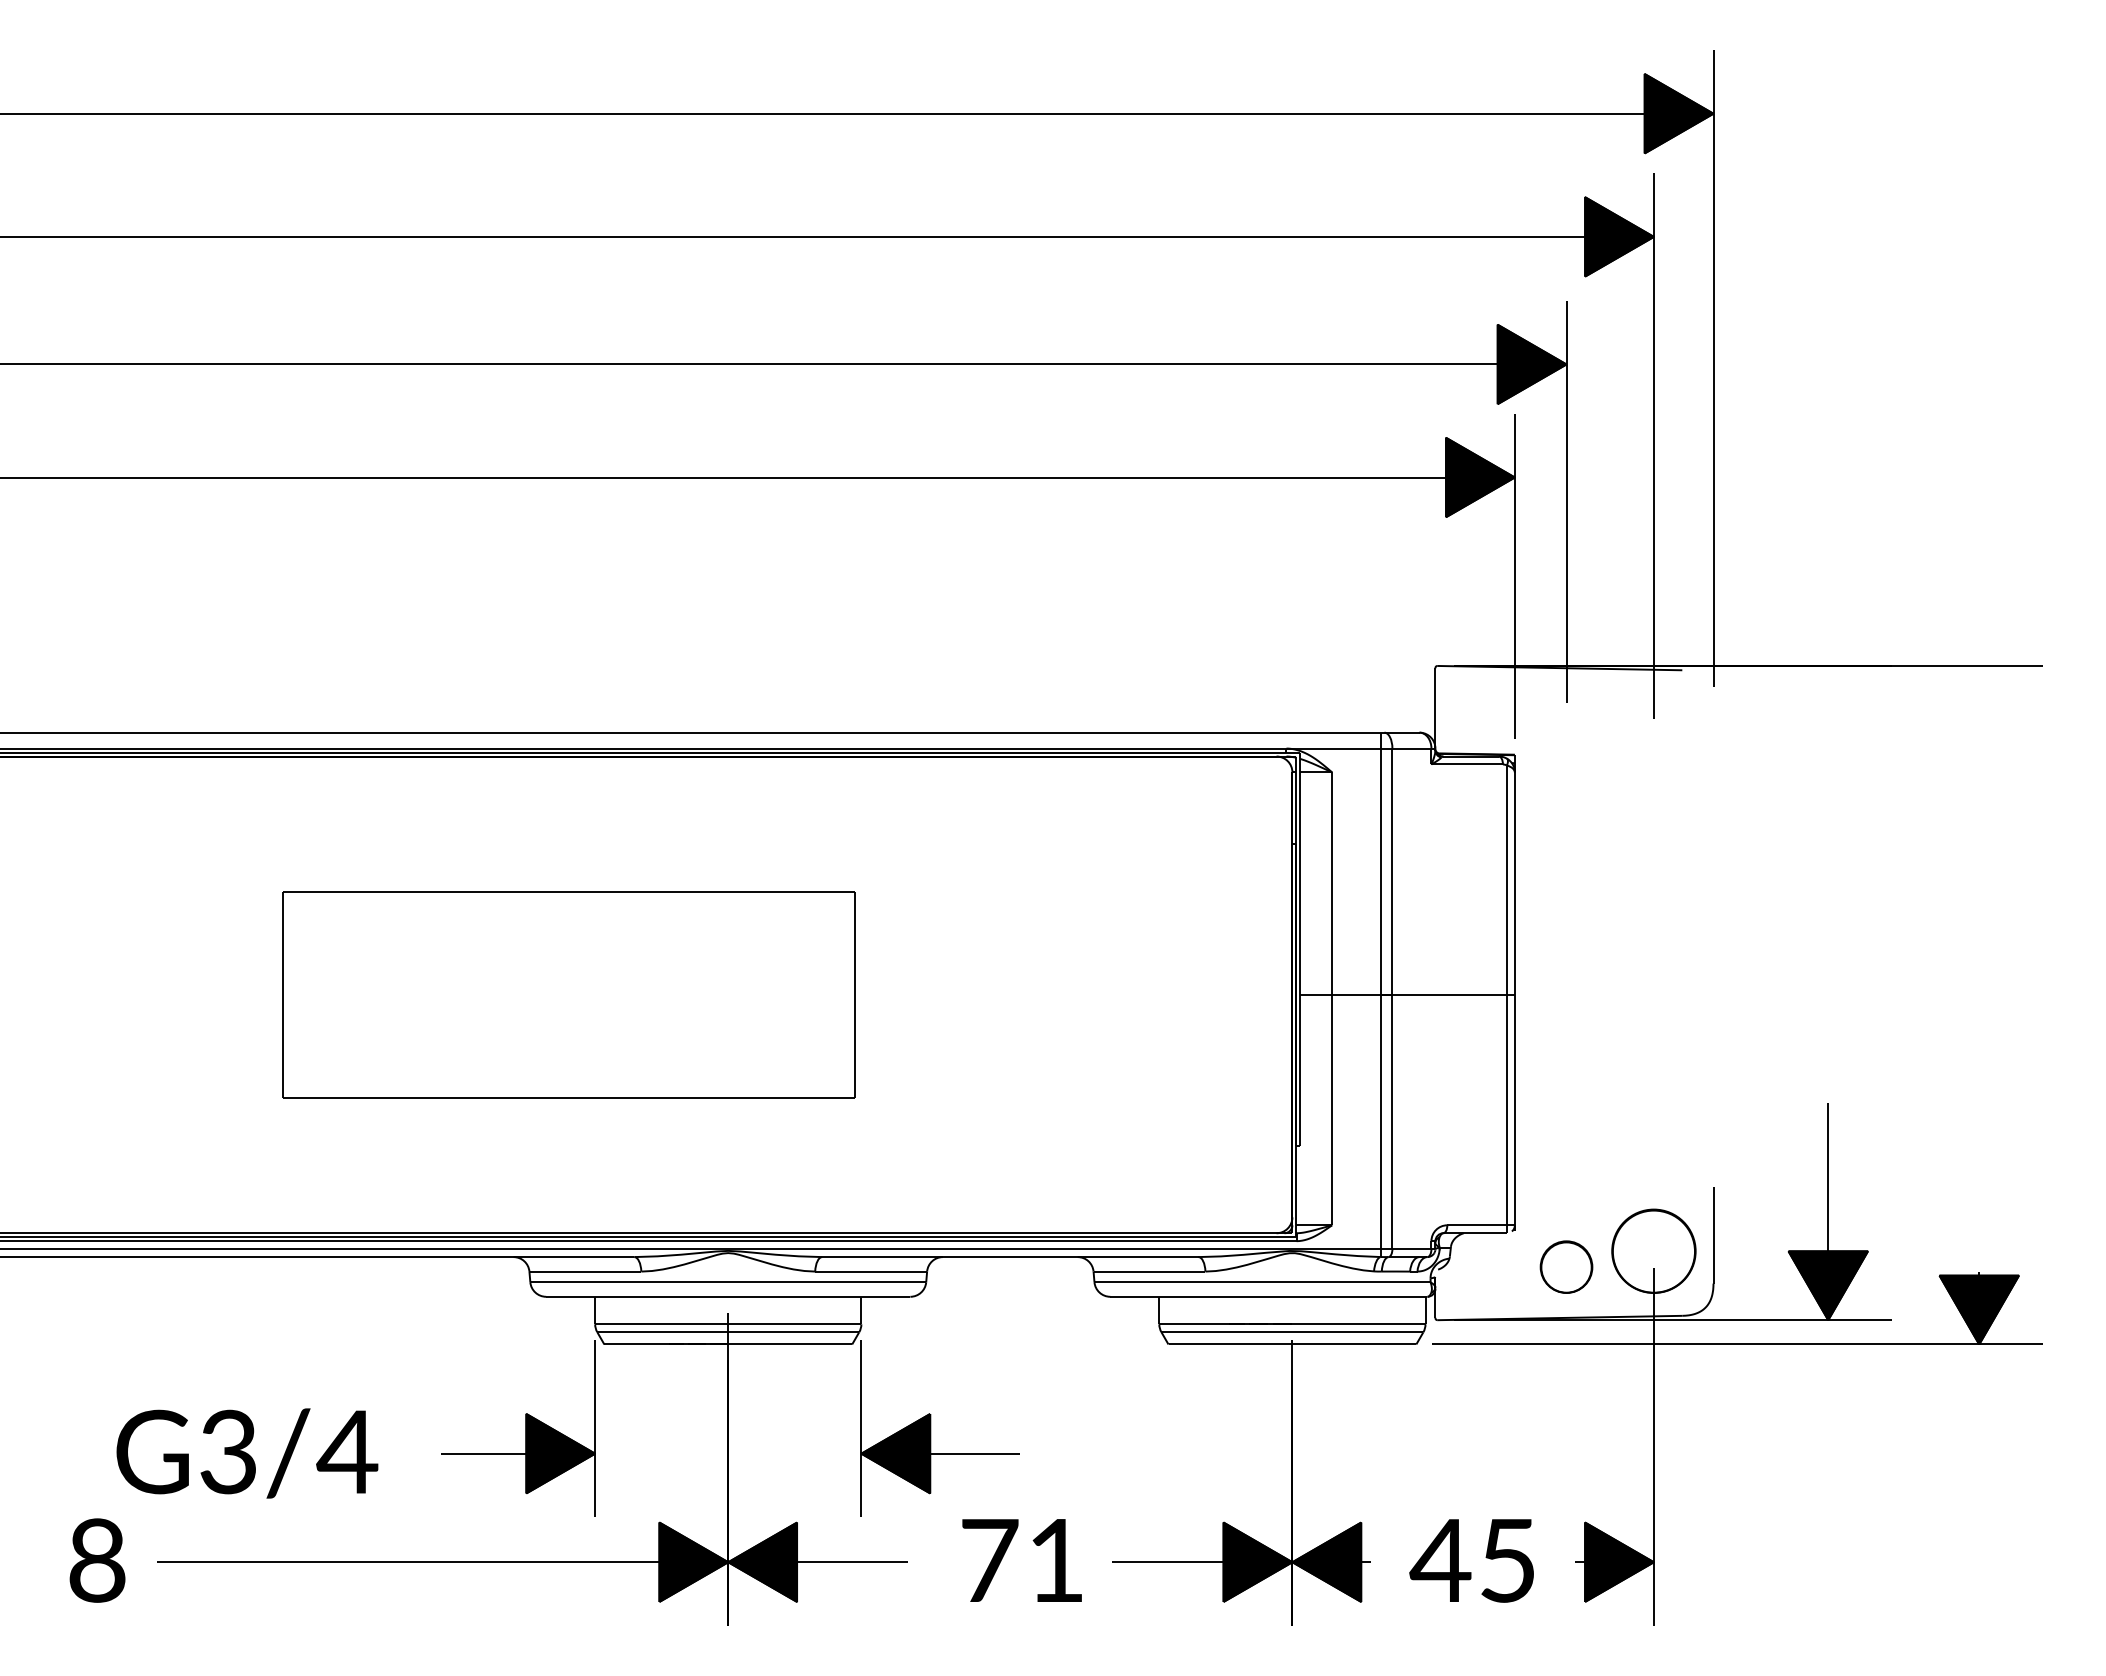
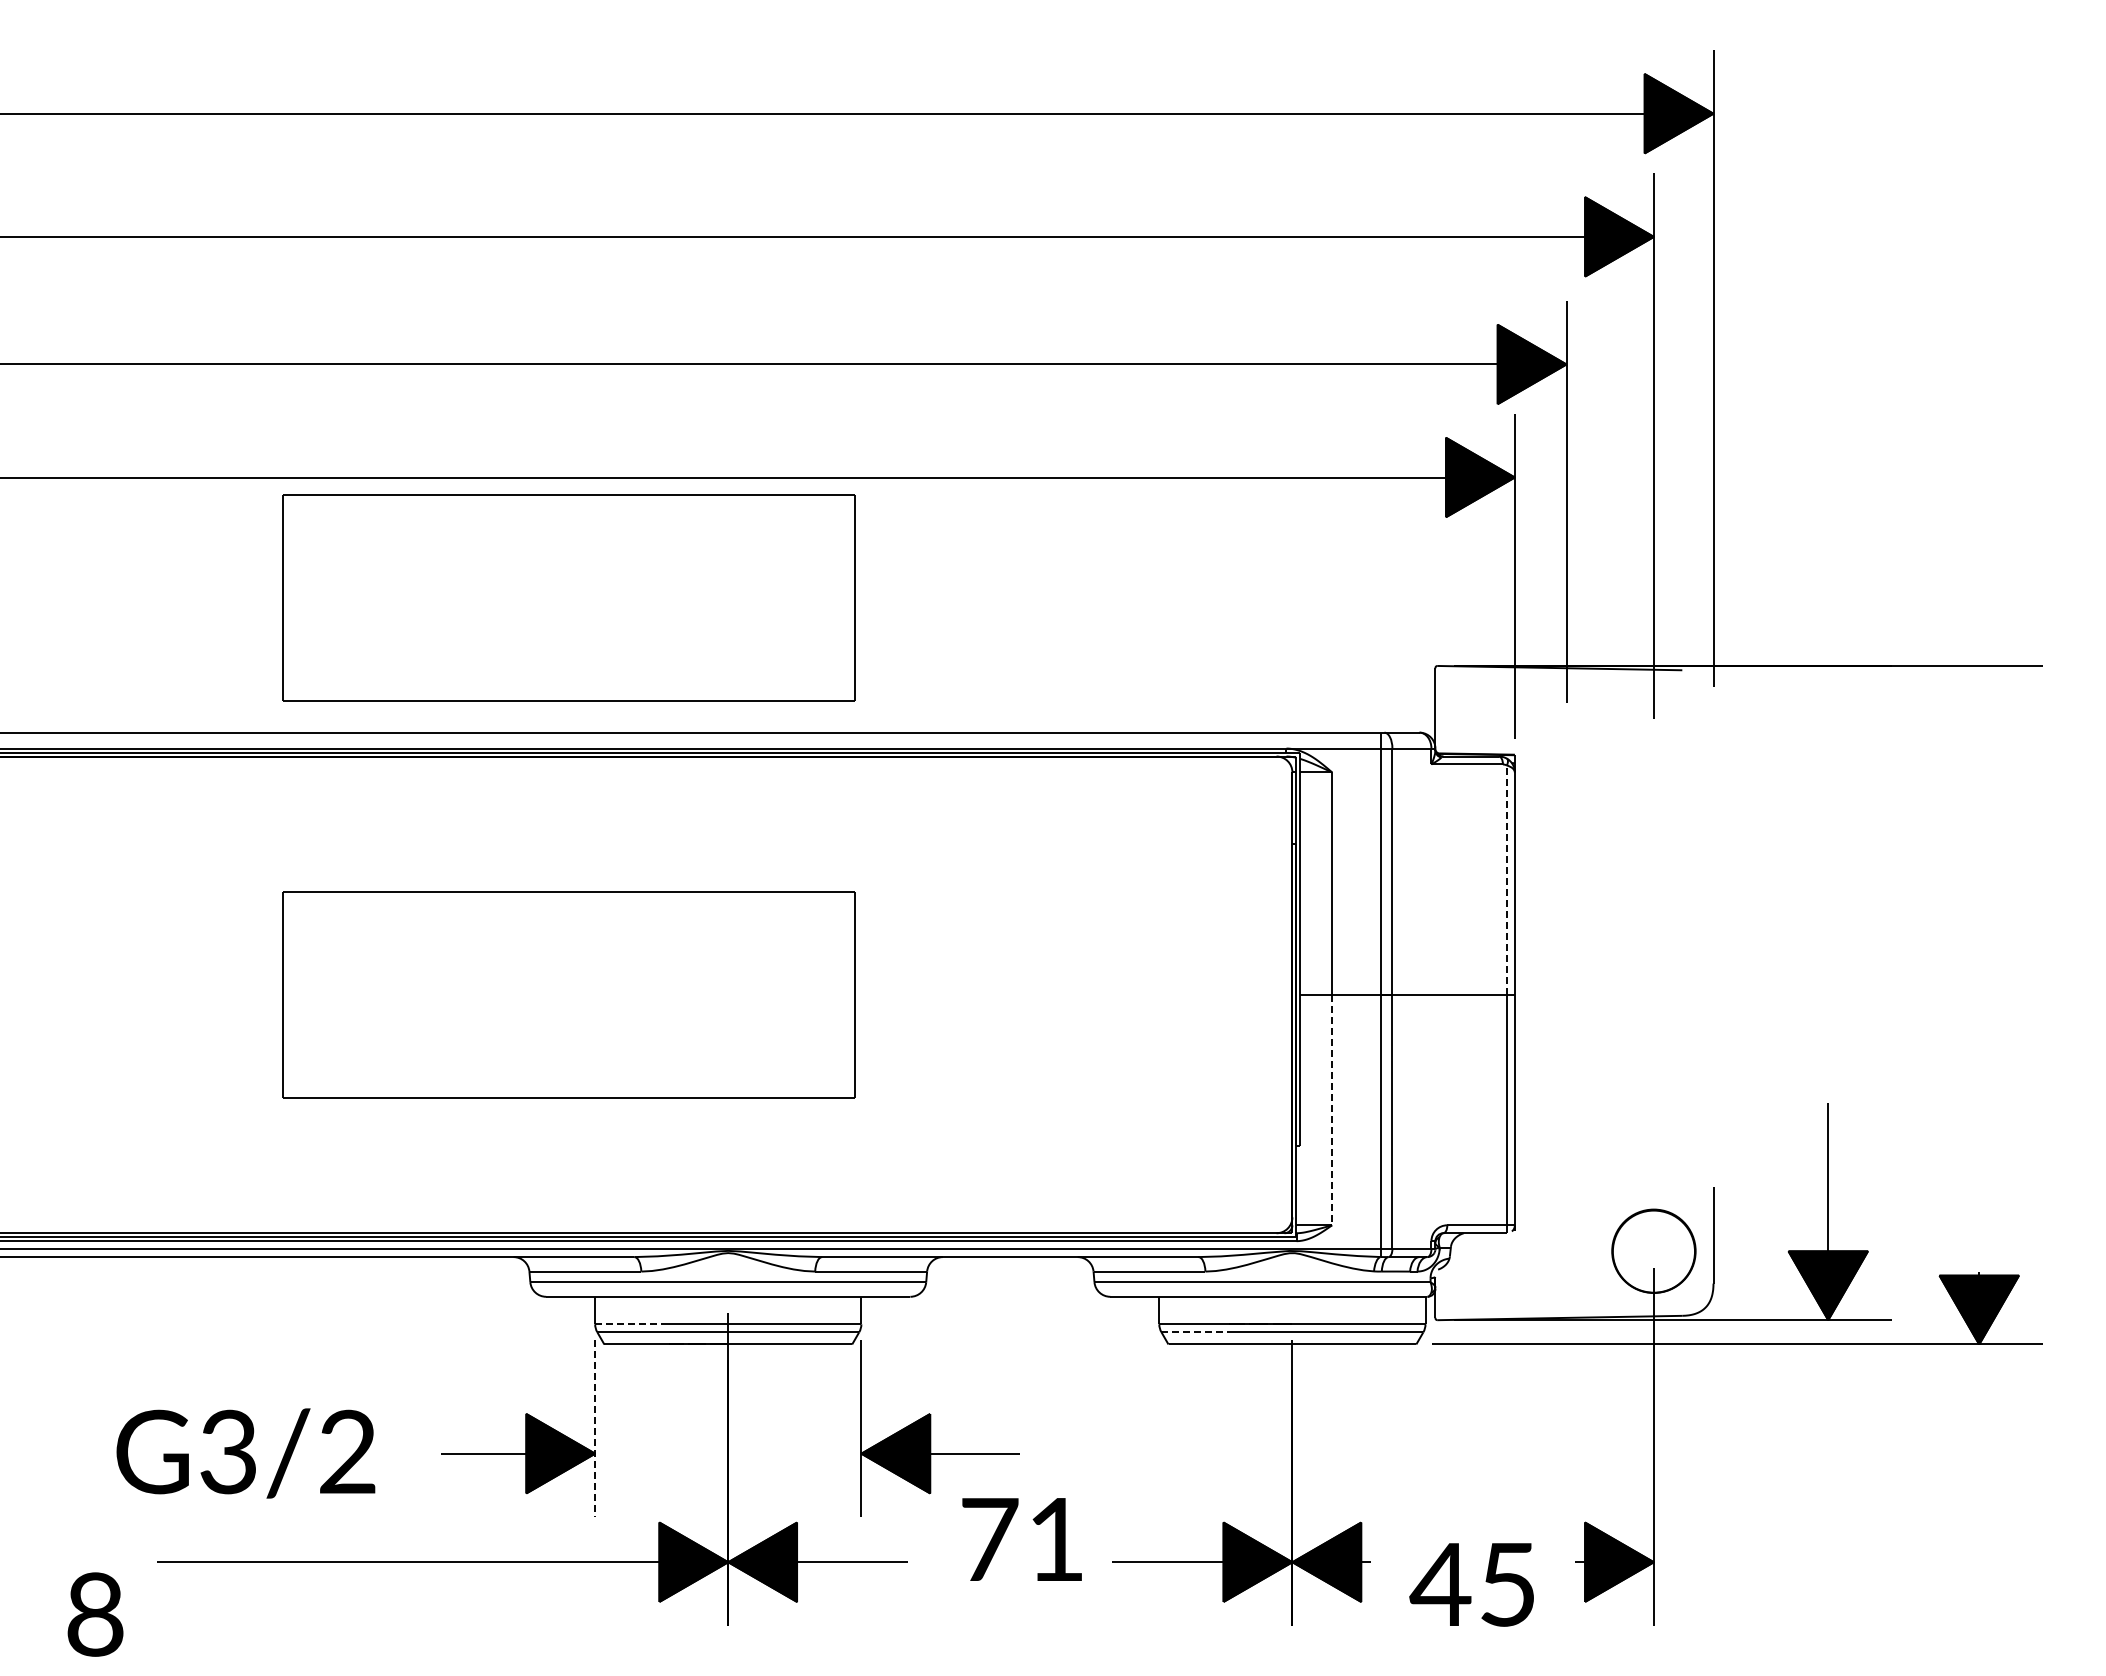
part: none -> present (568, 597)
line: solid -> dashed (1506, 880)
line: solid -> dashed (1332, 1110)
part: present -> none (1566, 1266)
line: solid -> dashed (629, 1324)
line: solid -> dashed (1196, 1332)
line: solid -> dashed (595, 1428)
text: G3/4 -> G3/2 (347, 1451)
text position: (97, 1560) -> (95, 1614) (95, 1614)
text position: (1021, 1560) -> (1021, 1539) (1021, 1539)
text position: (1471, 1560) -> (1471, 1584) (1471, 1584)
